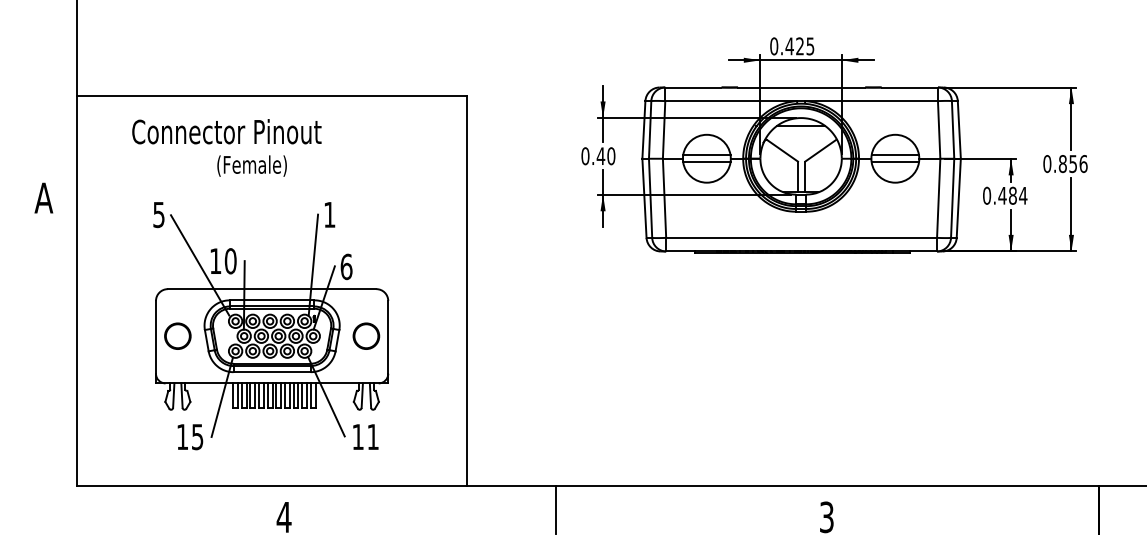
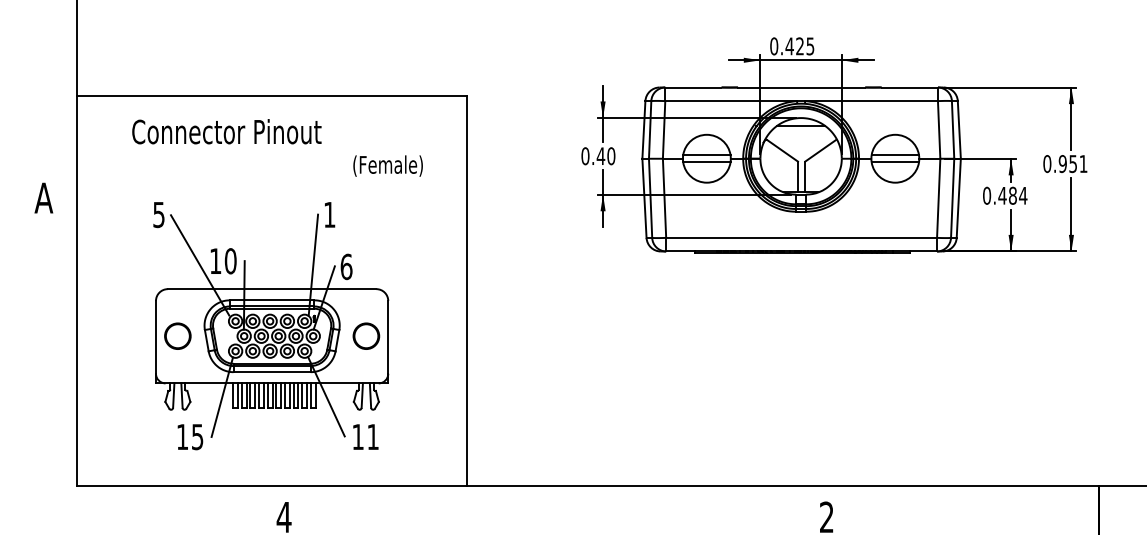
text: 0.856 -> 0.951 (1072, 163)
text position: (251, 165) -> (387, 165) (387, 165)
line: present -> none (555, 509)
text: 3 -> 2 (826, 517)
